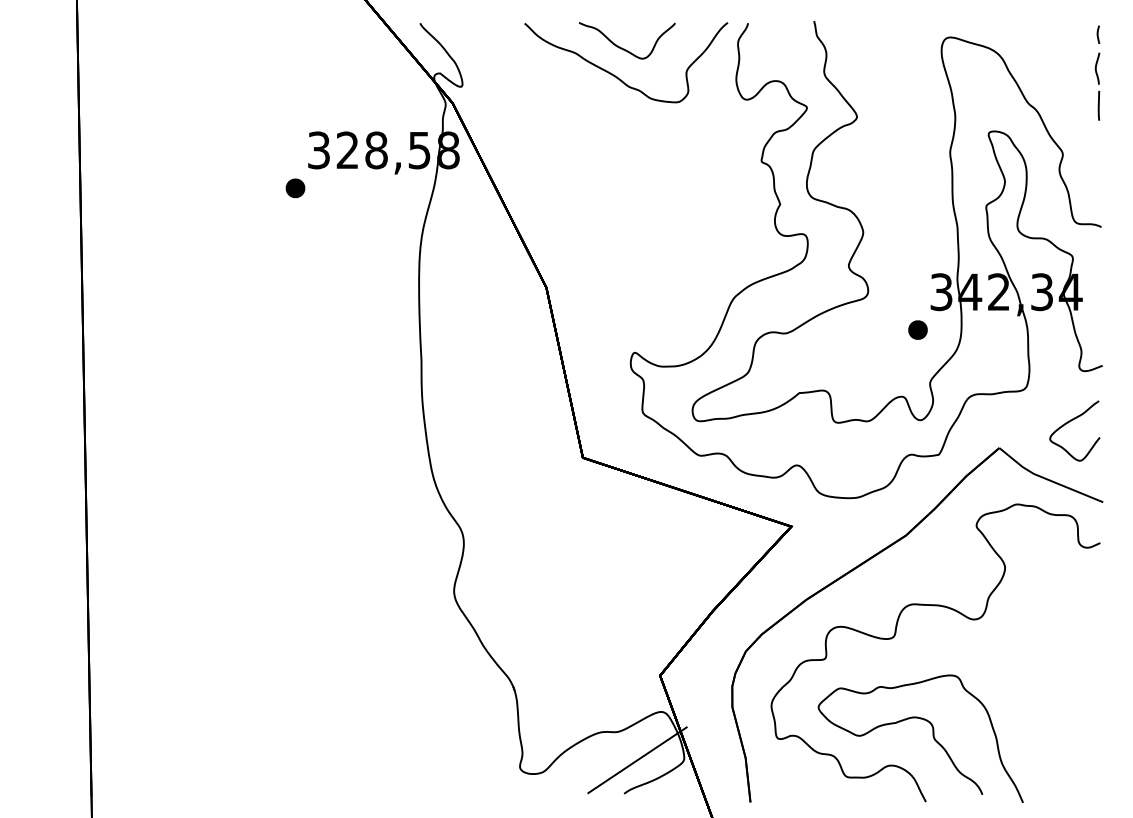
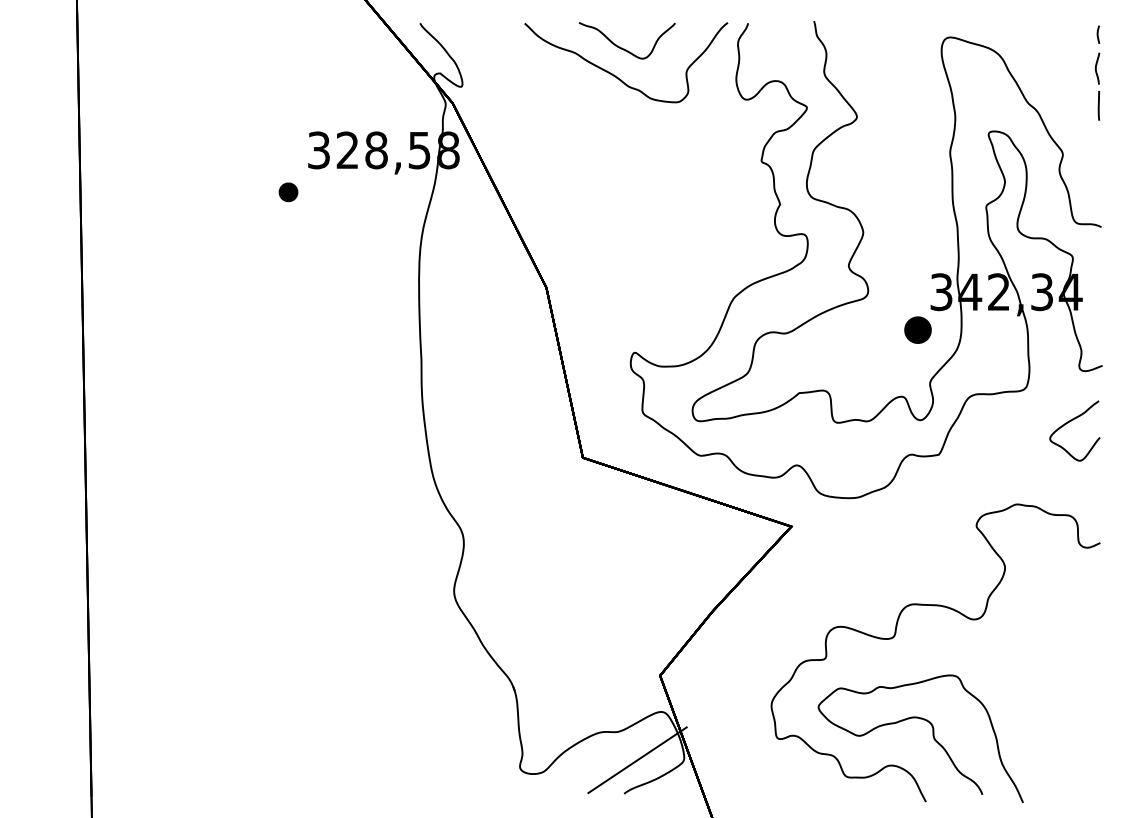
part position: (295, 188) -> (288, 192) (288, 192)
part size: 20x20 px -> 28x28 px (917, 329)
part: present -> none (874, 557)
